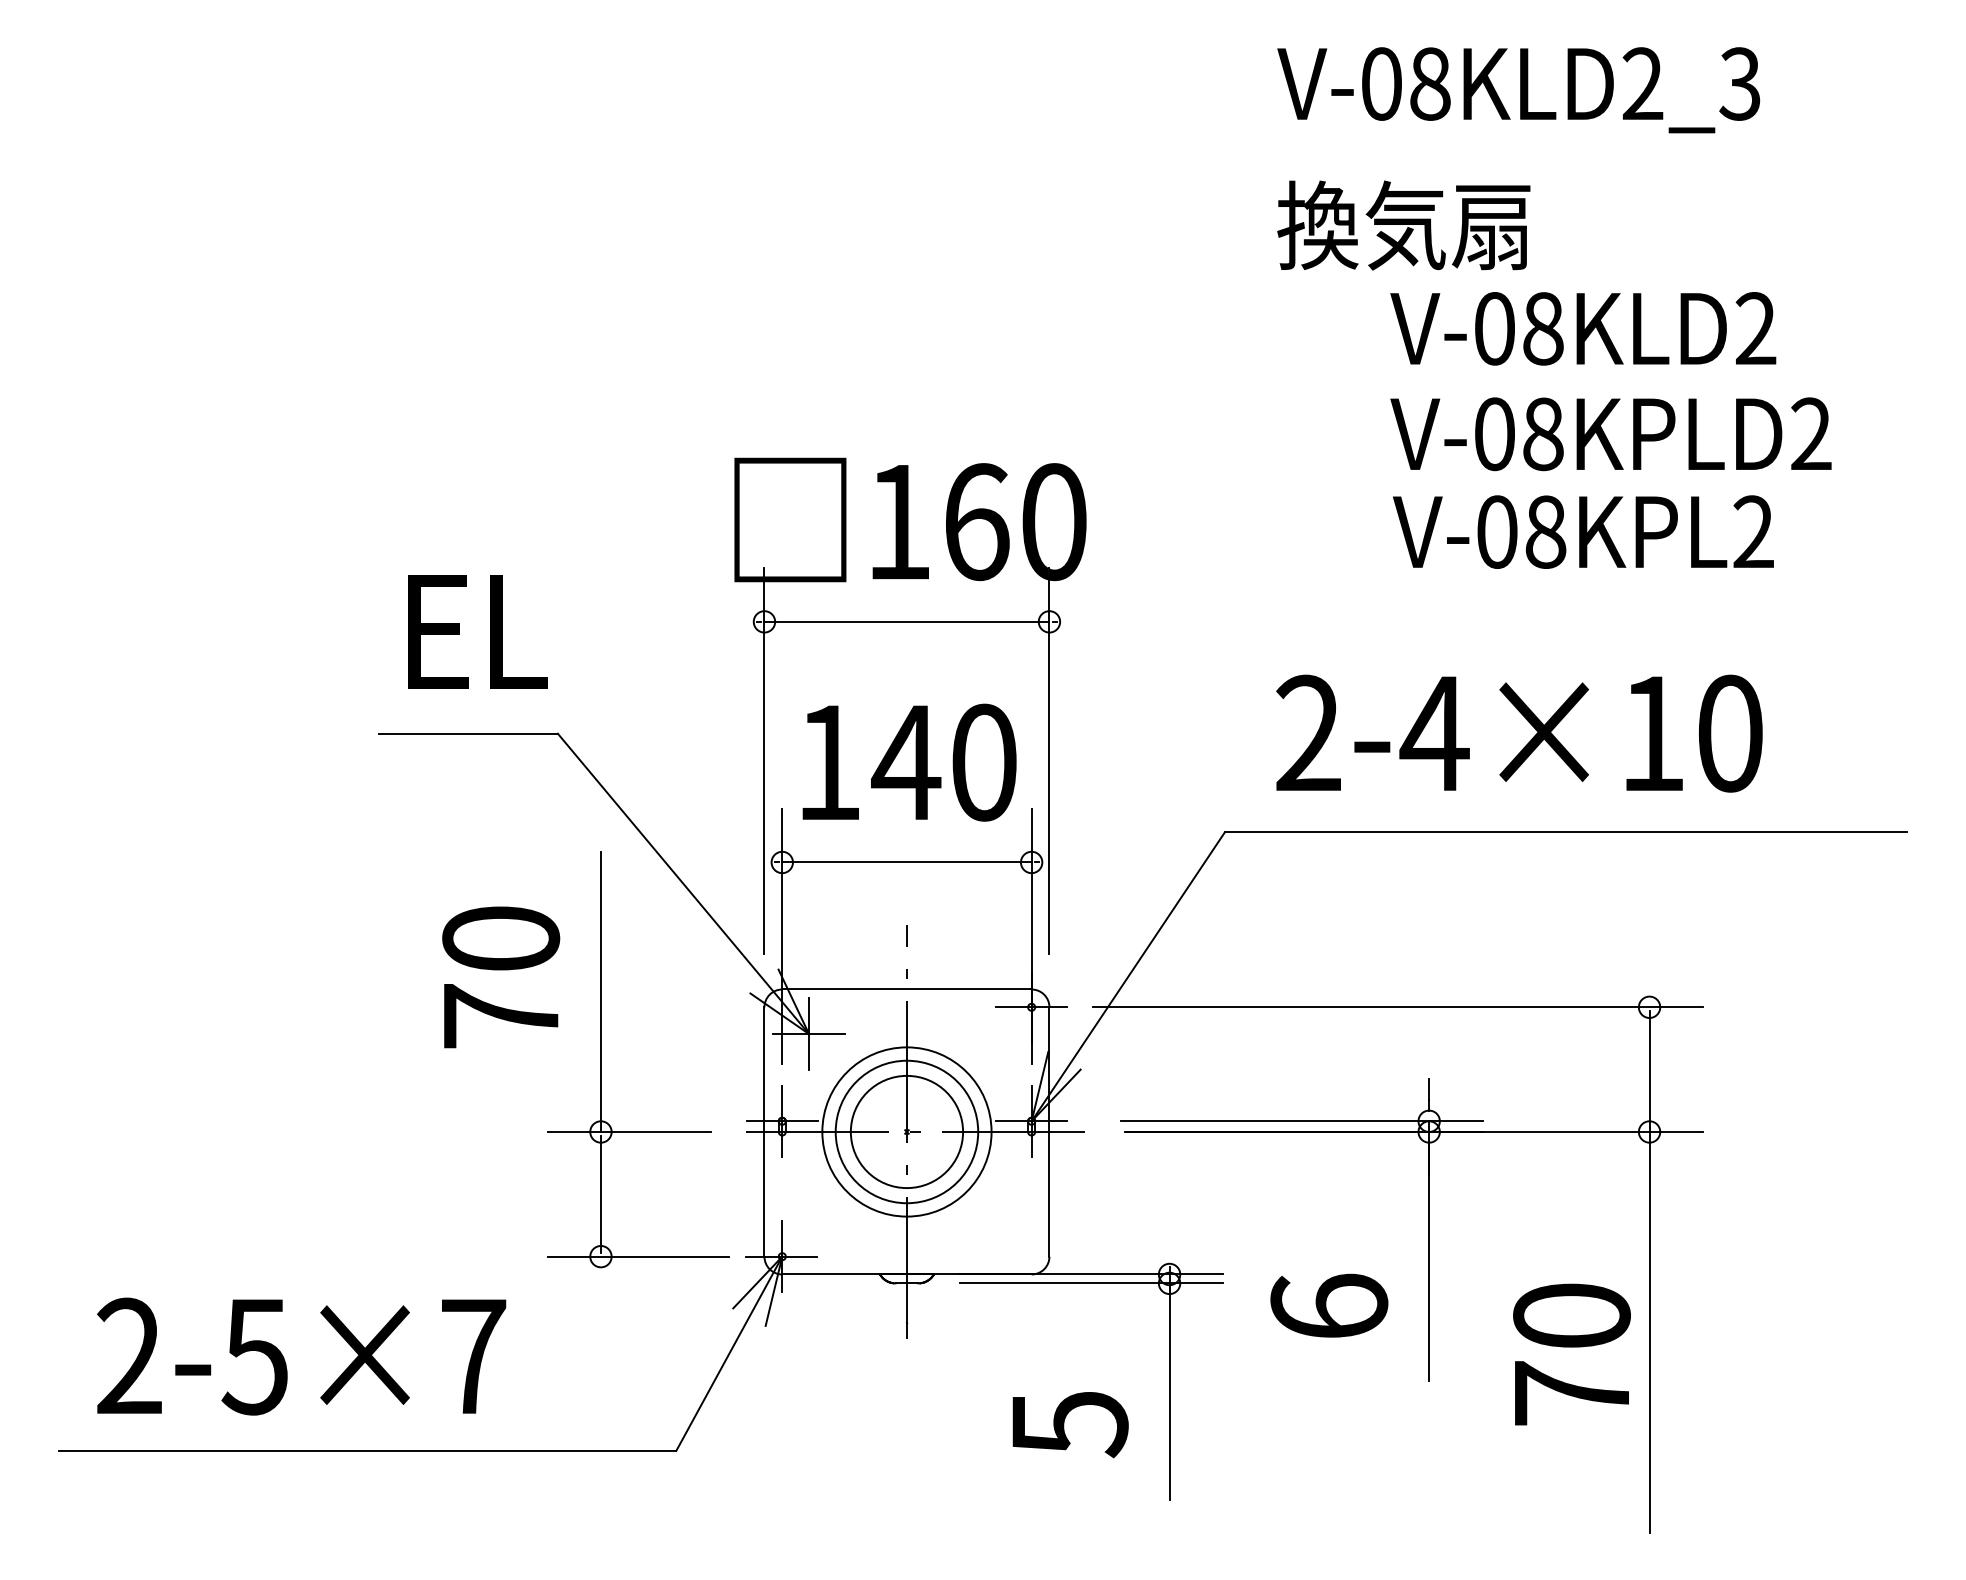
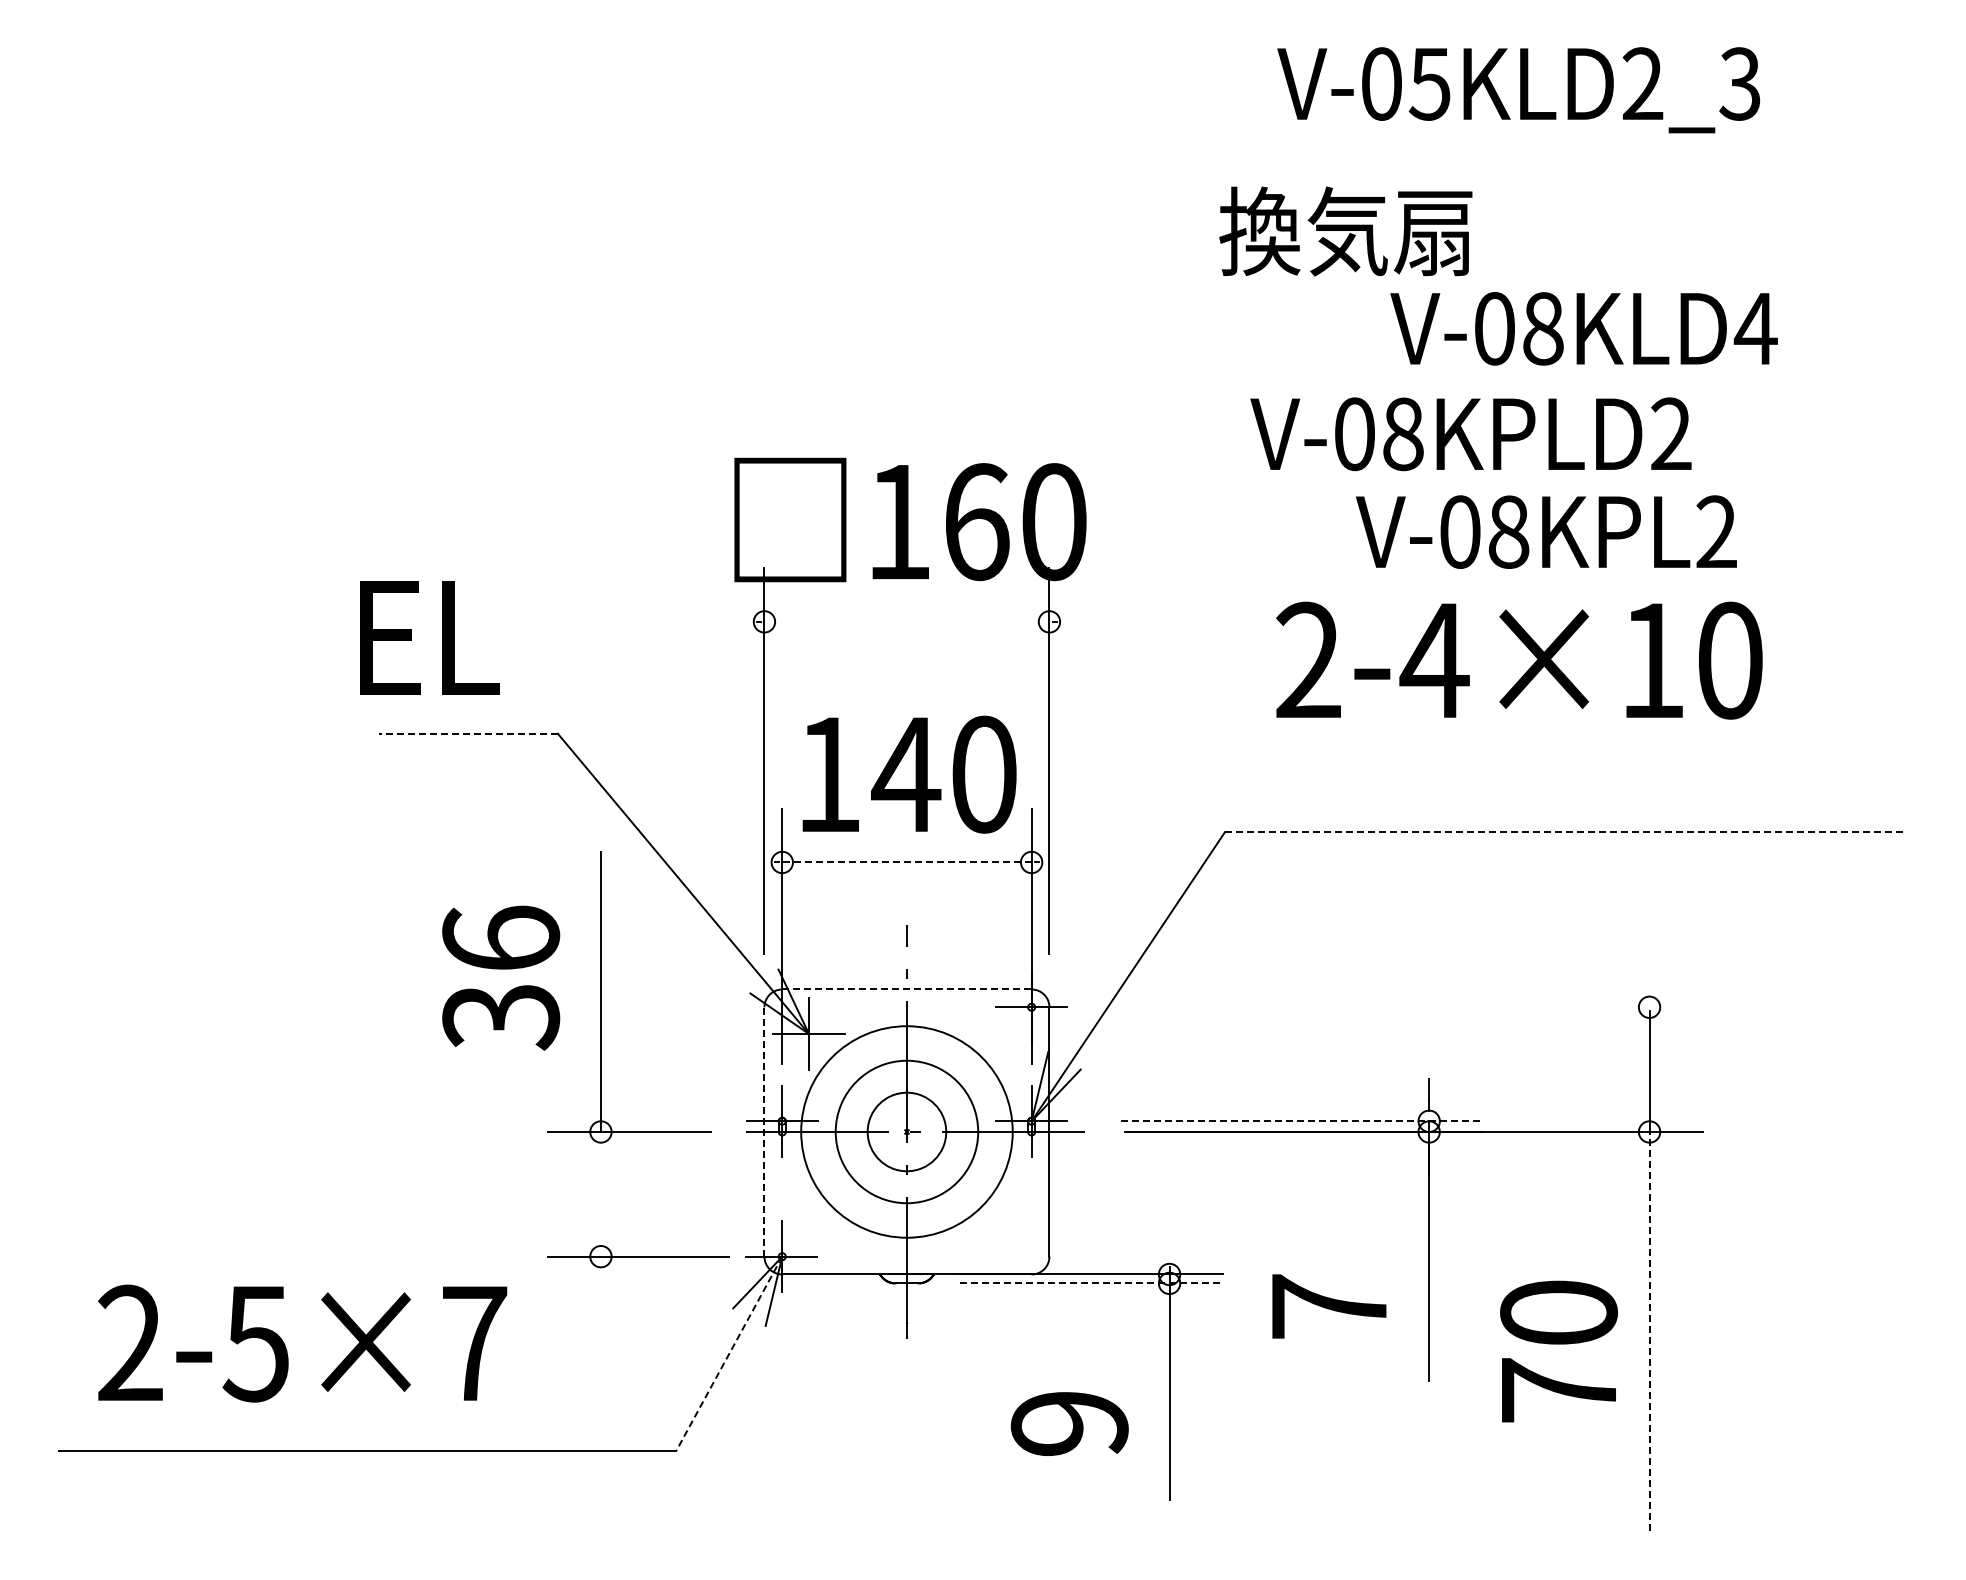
text: V-08KLD2_3 -> V-05KLD2_3 (1429, 83)
text position: (1403, 225) -> (1345, 231) (1345, 231)
text: V-08KLD2 -> V-08KLD4 (1755, 328)
text position: (1610, 434) -> (1470, 434) (1470, 434)
text position: (1583, 531) -> (1546, 531) (1546, 531)
line: present -> none (906, 621)
text position: (477, 631) -> (429, 637) (429, 637)
line: solid -> dashed (468, 733)
text position: (1519, 733) -> (1519, 660) (1519, 660)
text position: (909, 762) -> (909, 774) (909, 774)
line: solid -> dashed (1566, 832)
line: solid -> dashed (906, 862)
text: 70 -> 36 (501, 977)
line: solid -> dashed (906, 989)
line: present -> none (1397, 1007)
line: solid -> dashed (1301, 1121)
line: solid -> dashed (764, 1131)
circle diameter: 112 px -> 79 px (906, 1131)
circle diameter: 169 px -> 212 px (906, 1131)
line: present -> none (600, 1194)
line: solid -> dashed (1092, 1283)
text: 6 -> 7 (1329, 1305)
line: solid -> dashed (1649, 1331)
line: solid -> dashed (729, 1353)
text position: (1571, 1354) -> (1558, 1351) (1558, 1351)
text position: (301, 1356) -> (302, 1343) (302, 1343)
text: 5 -> 9 (1069, 1425)
